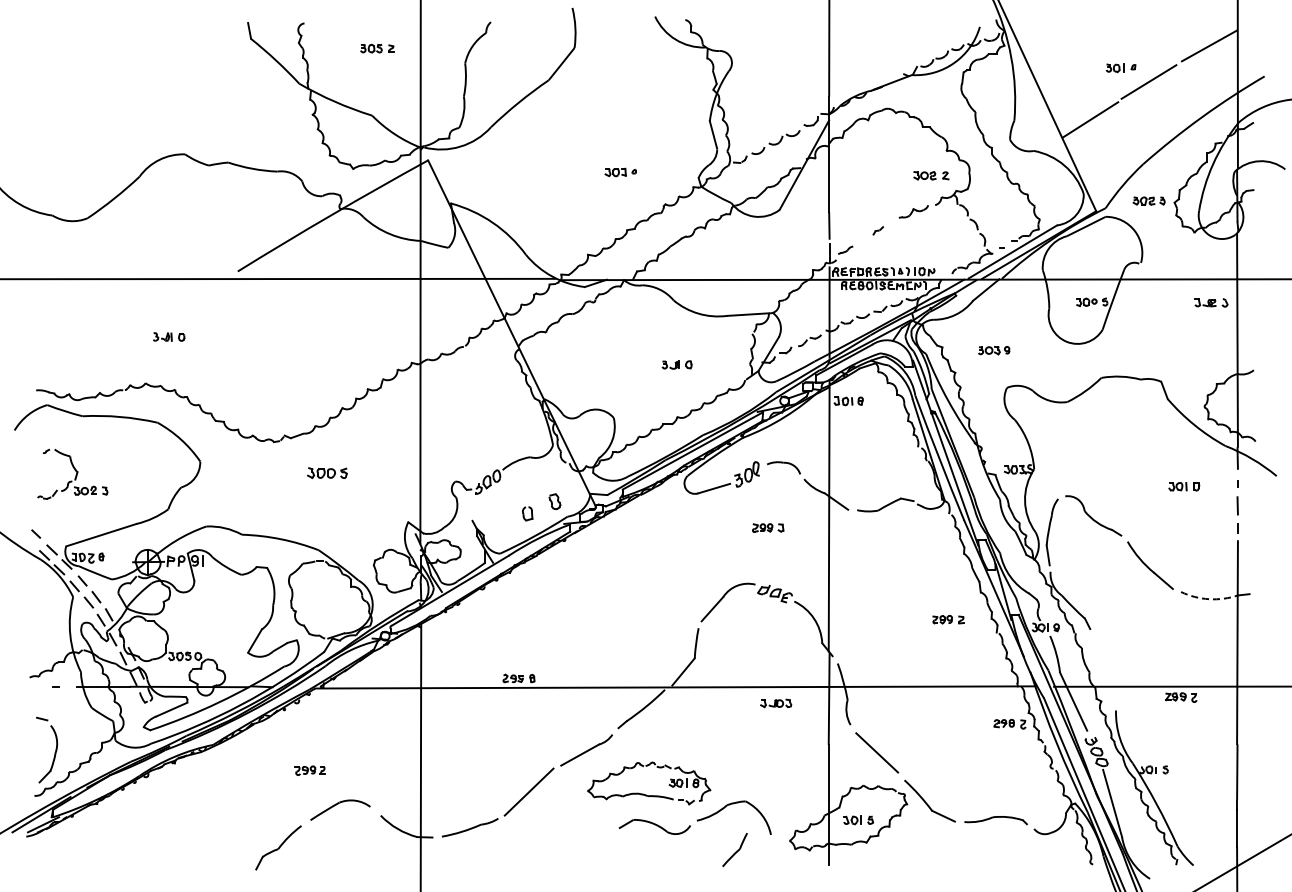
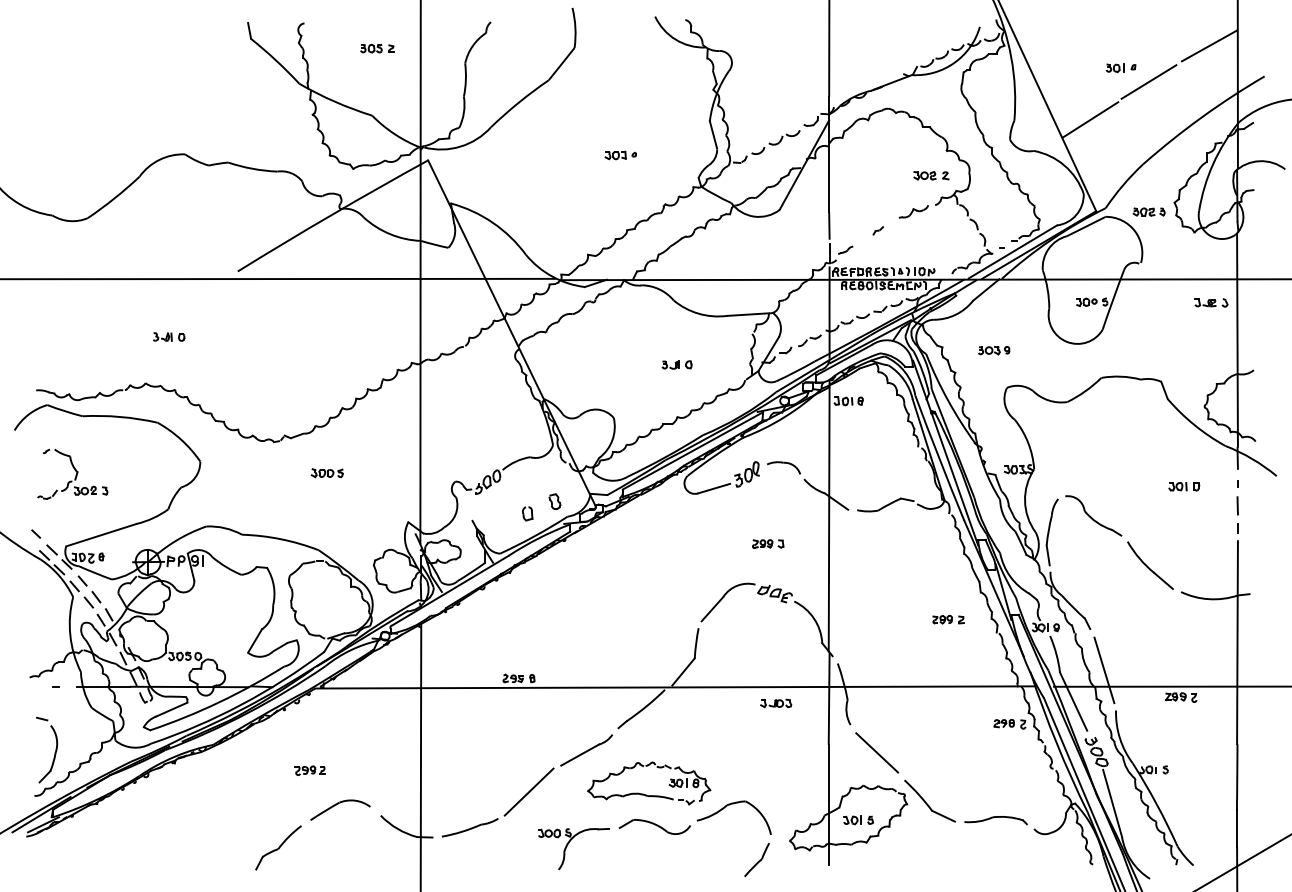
part position: (620, 172) -> (620, 155) (620, 155)
part position: (1148, 200) -> (1148, 211) (1148, 211)
part size: 41x12 px -> 34x11 px (326, 473)
part position: (768, 527) -> (768, 543) (768, 543)
arc: dashed -> solid (1209, 599)
line: none -> present (1104, 670)
part: none -> present (567, 846)
part position: (734, 850) -> (756, 860) (756, 860)
